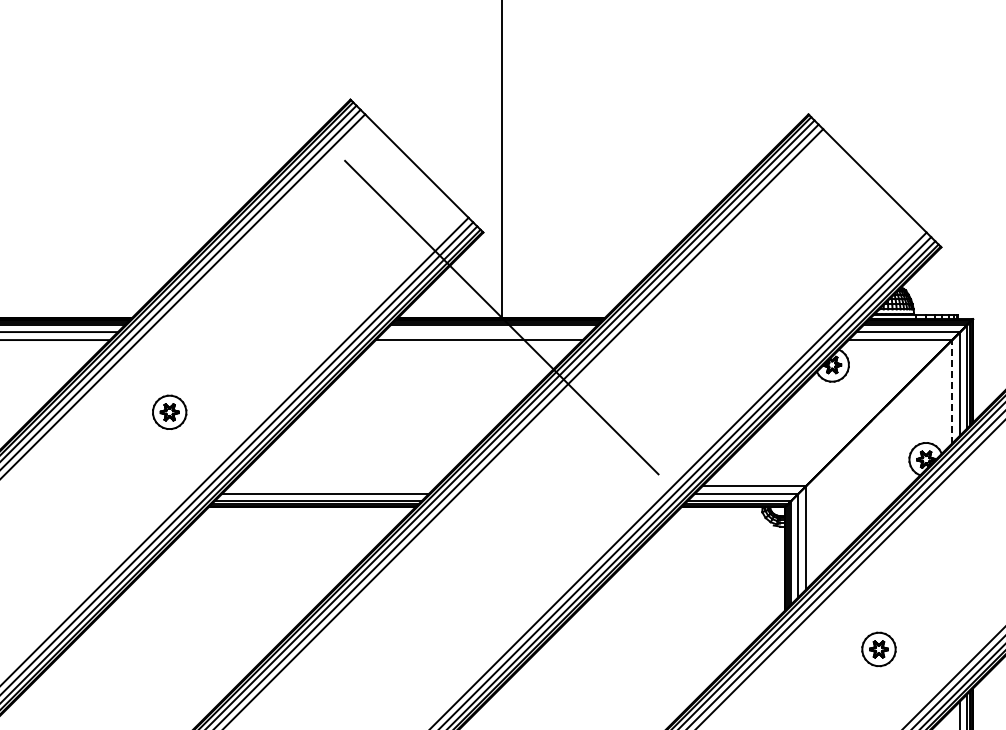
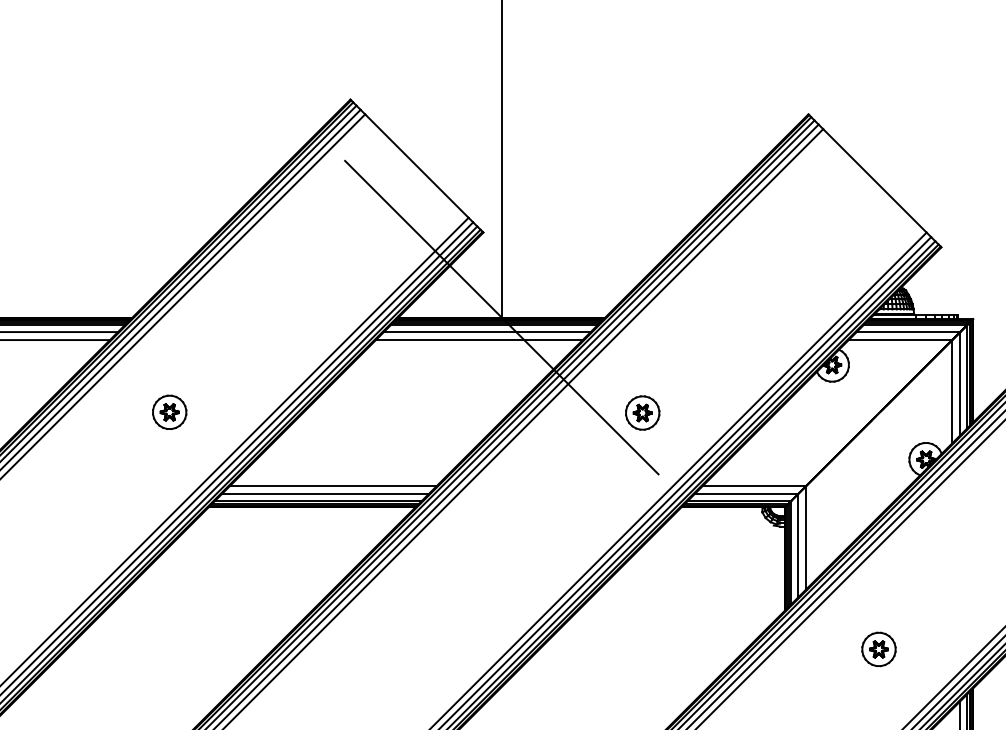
line: none -> present (486, 332)
line: dashed -> solid (952, 391)
part: none -> present (642, 412)
line: none -> present (332, 486)
